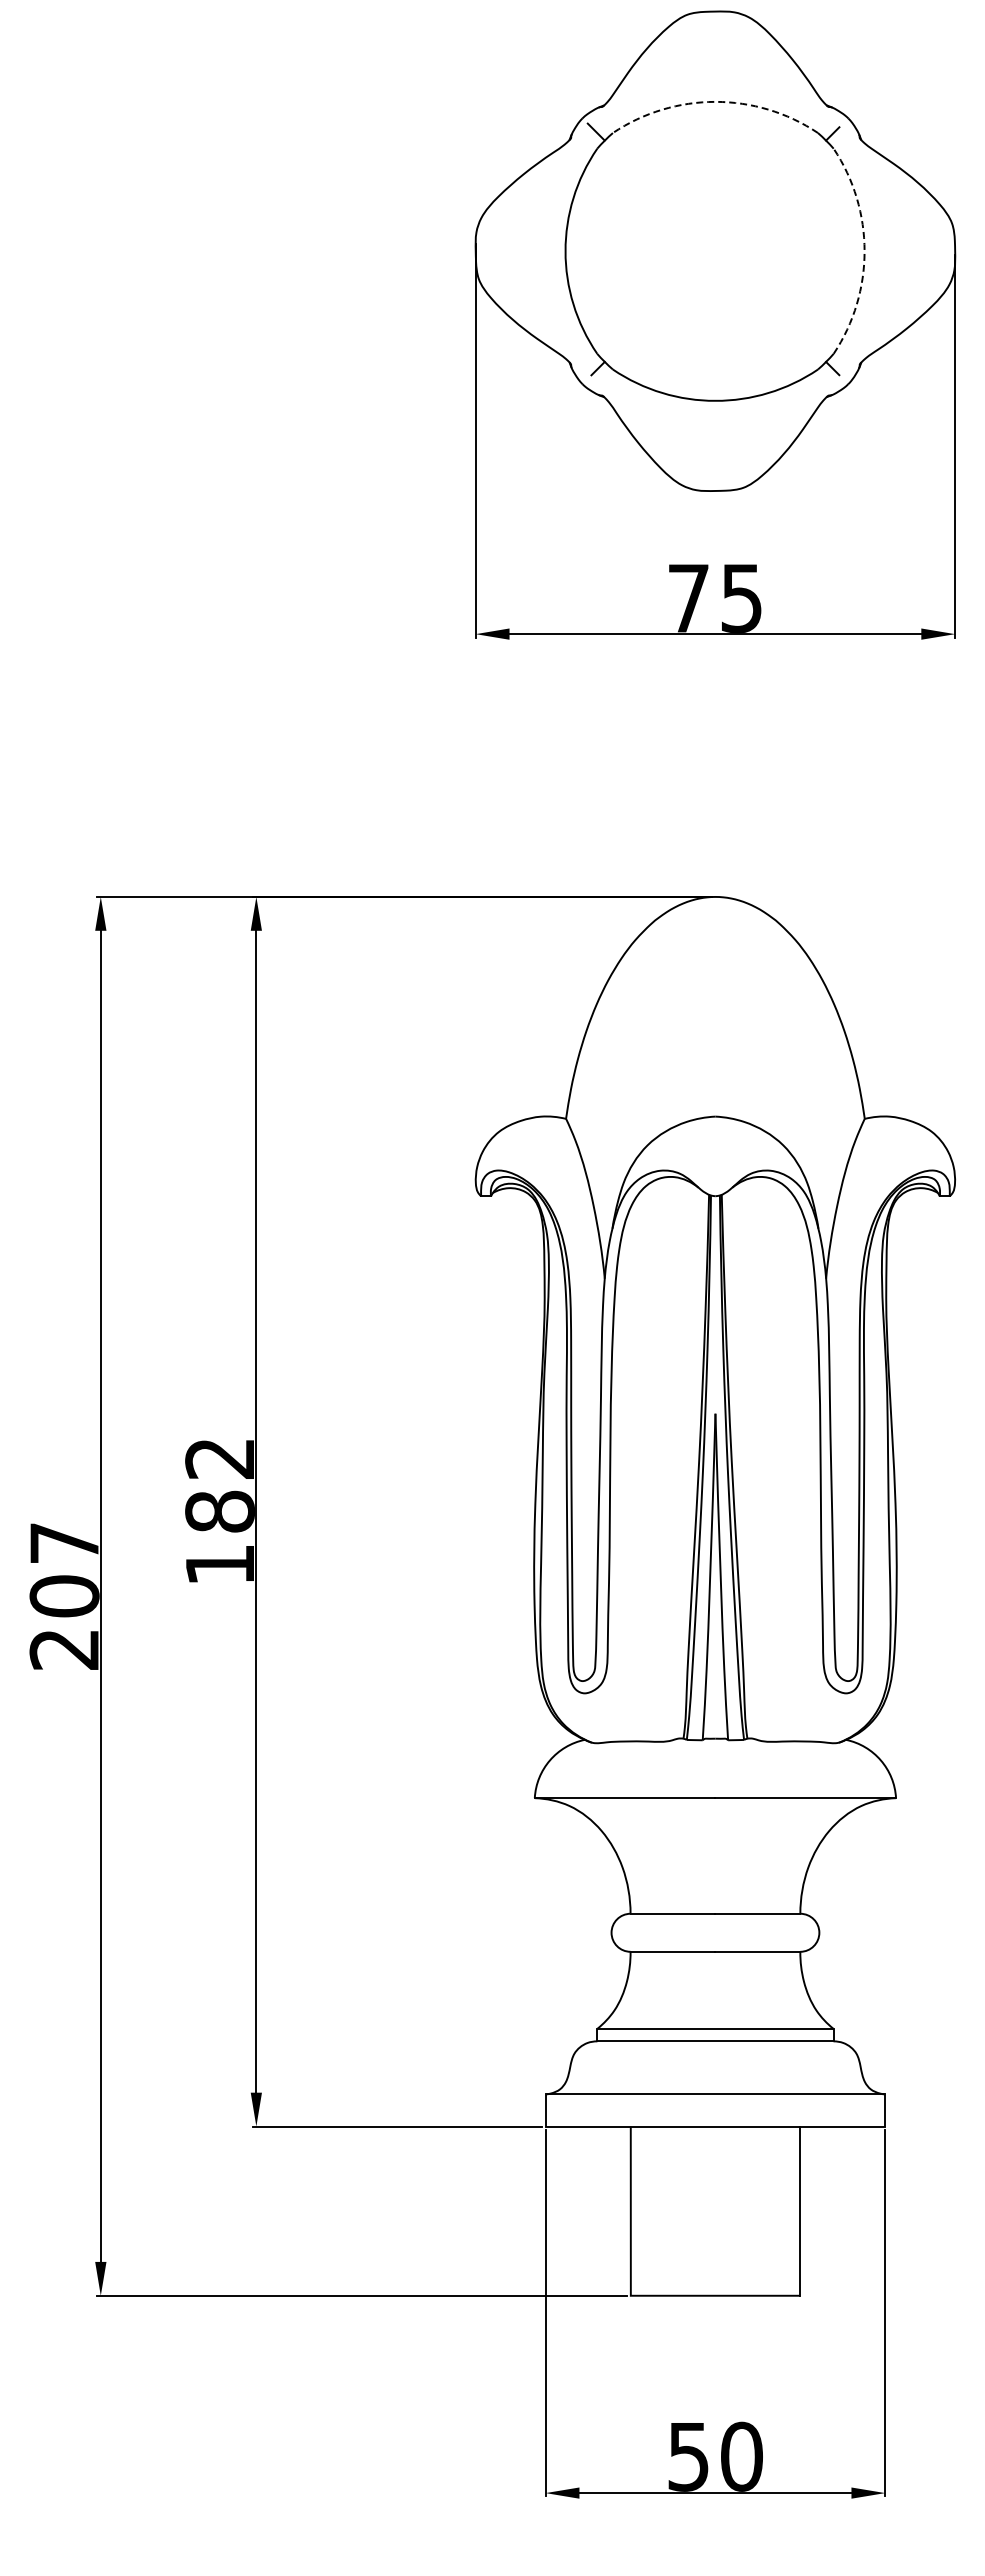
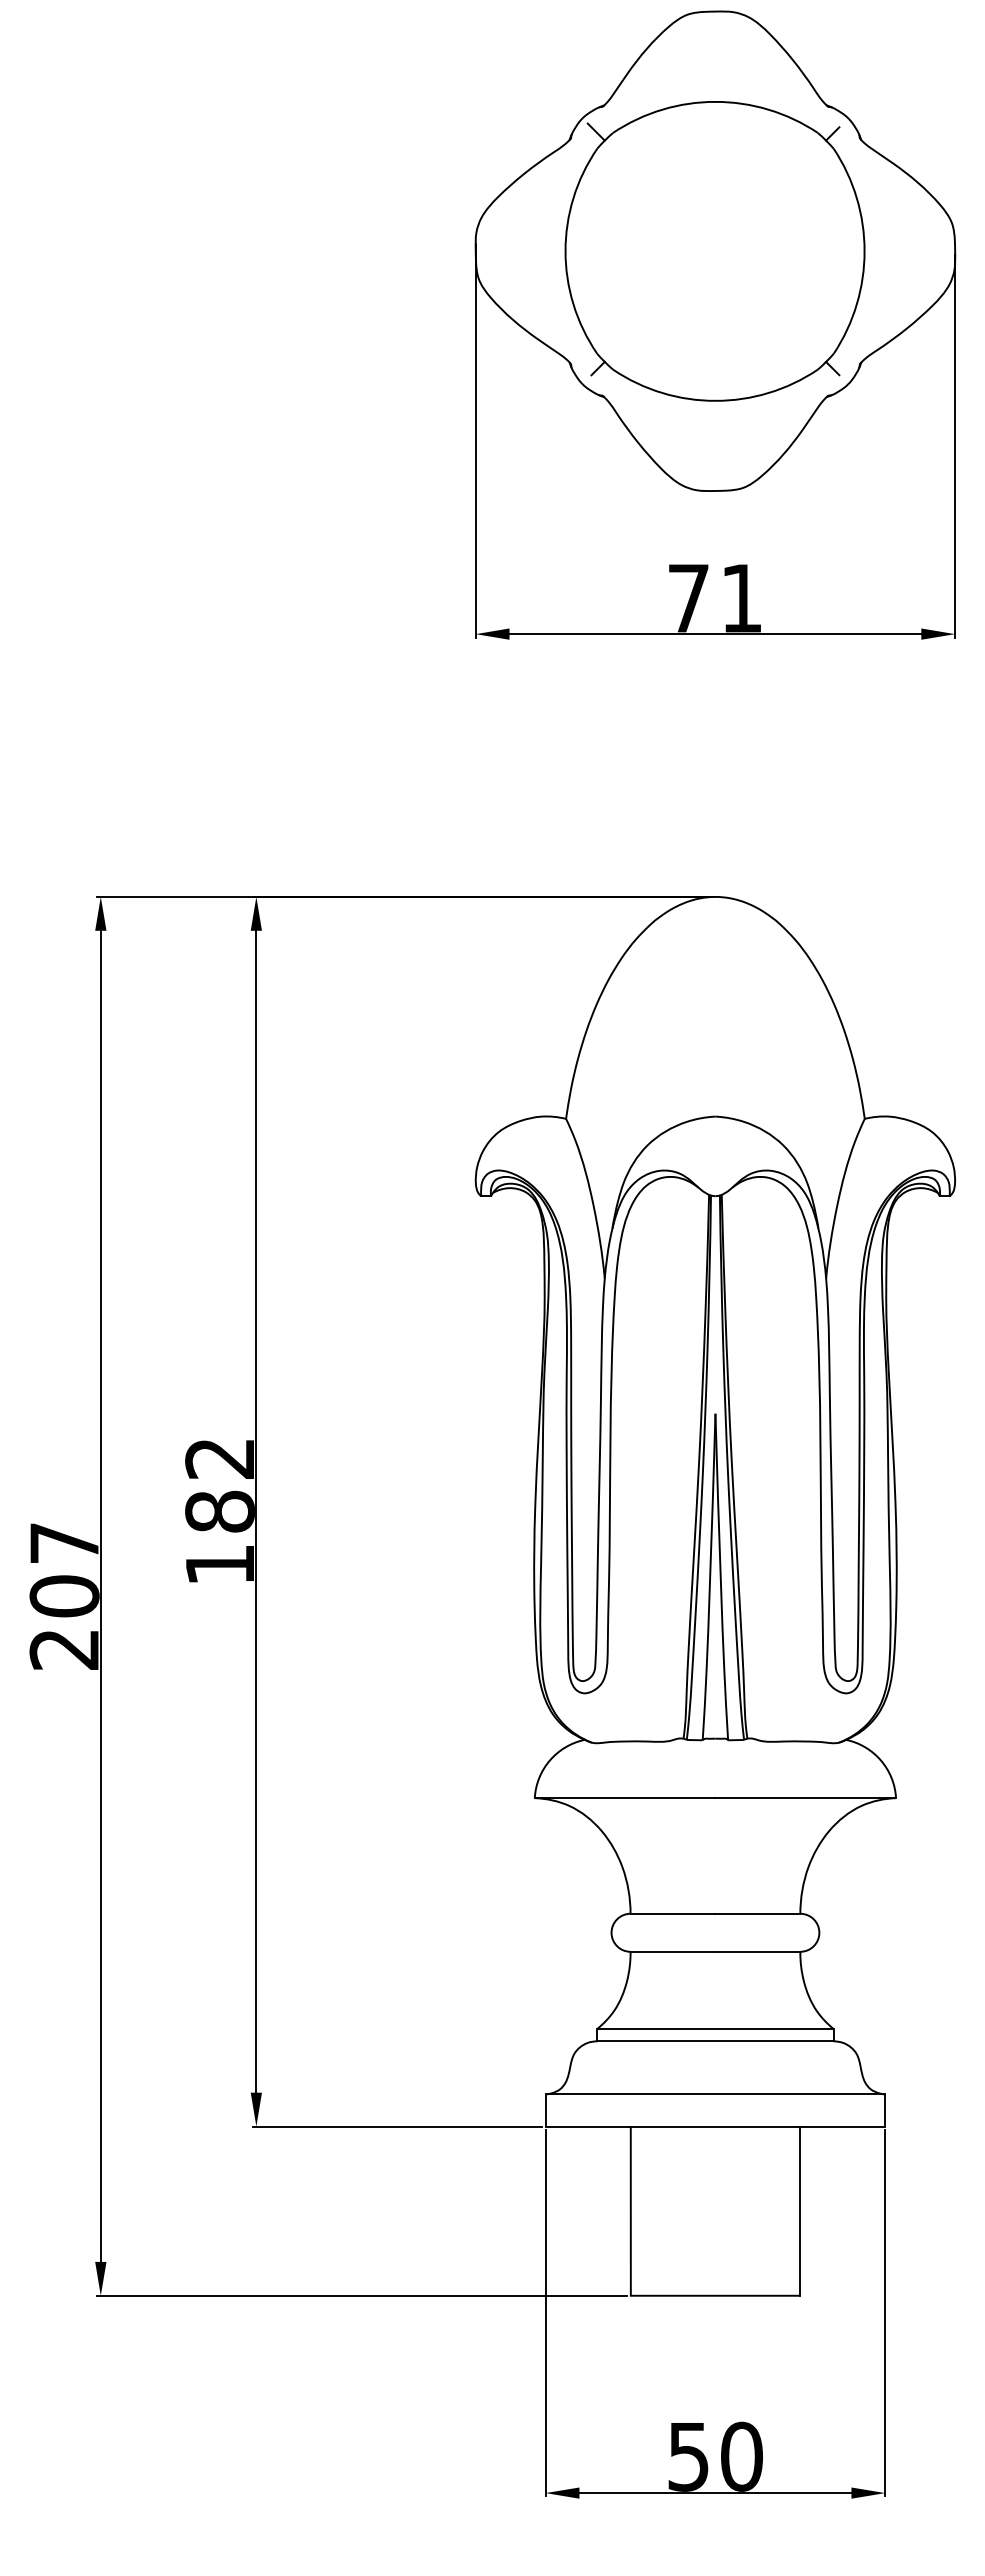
arc: dashed -> solid (715, 101)
arc: dashed -> solid (864, 251)
text: 75 -> 71 (741, 598)
